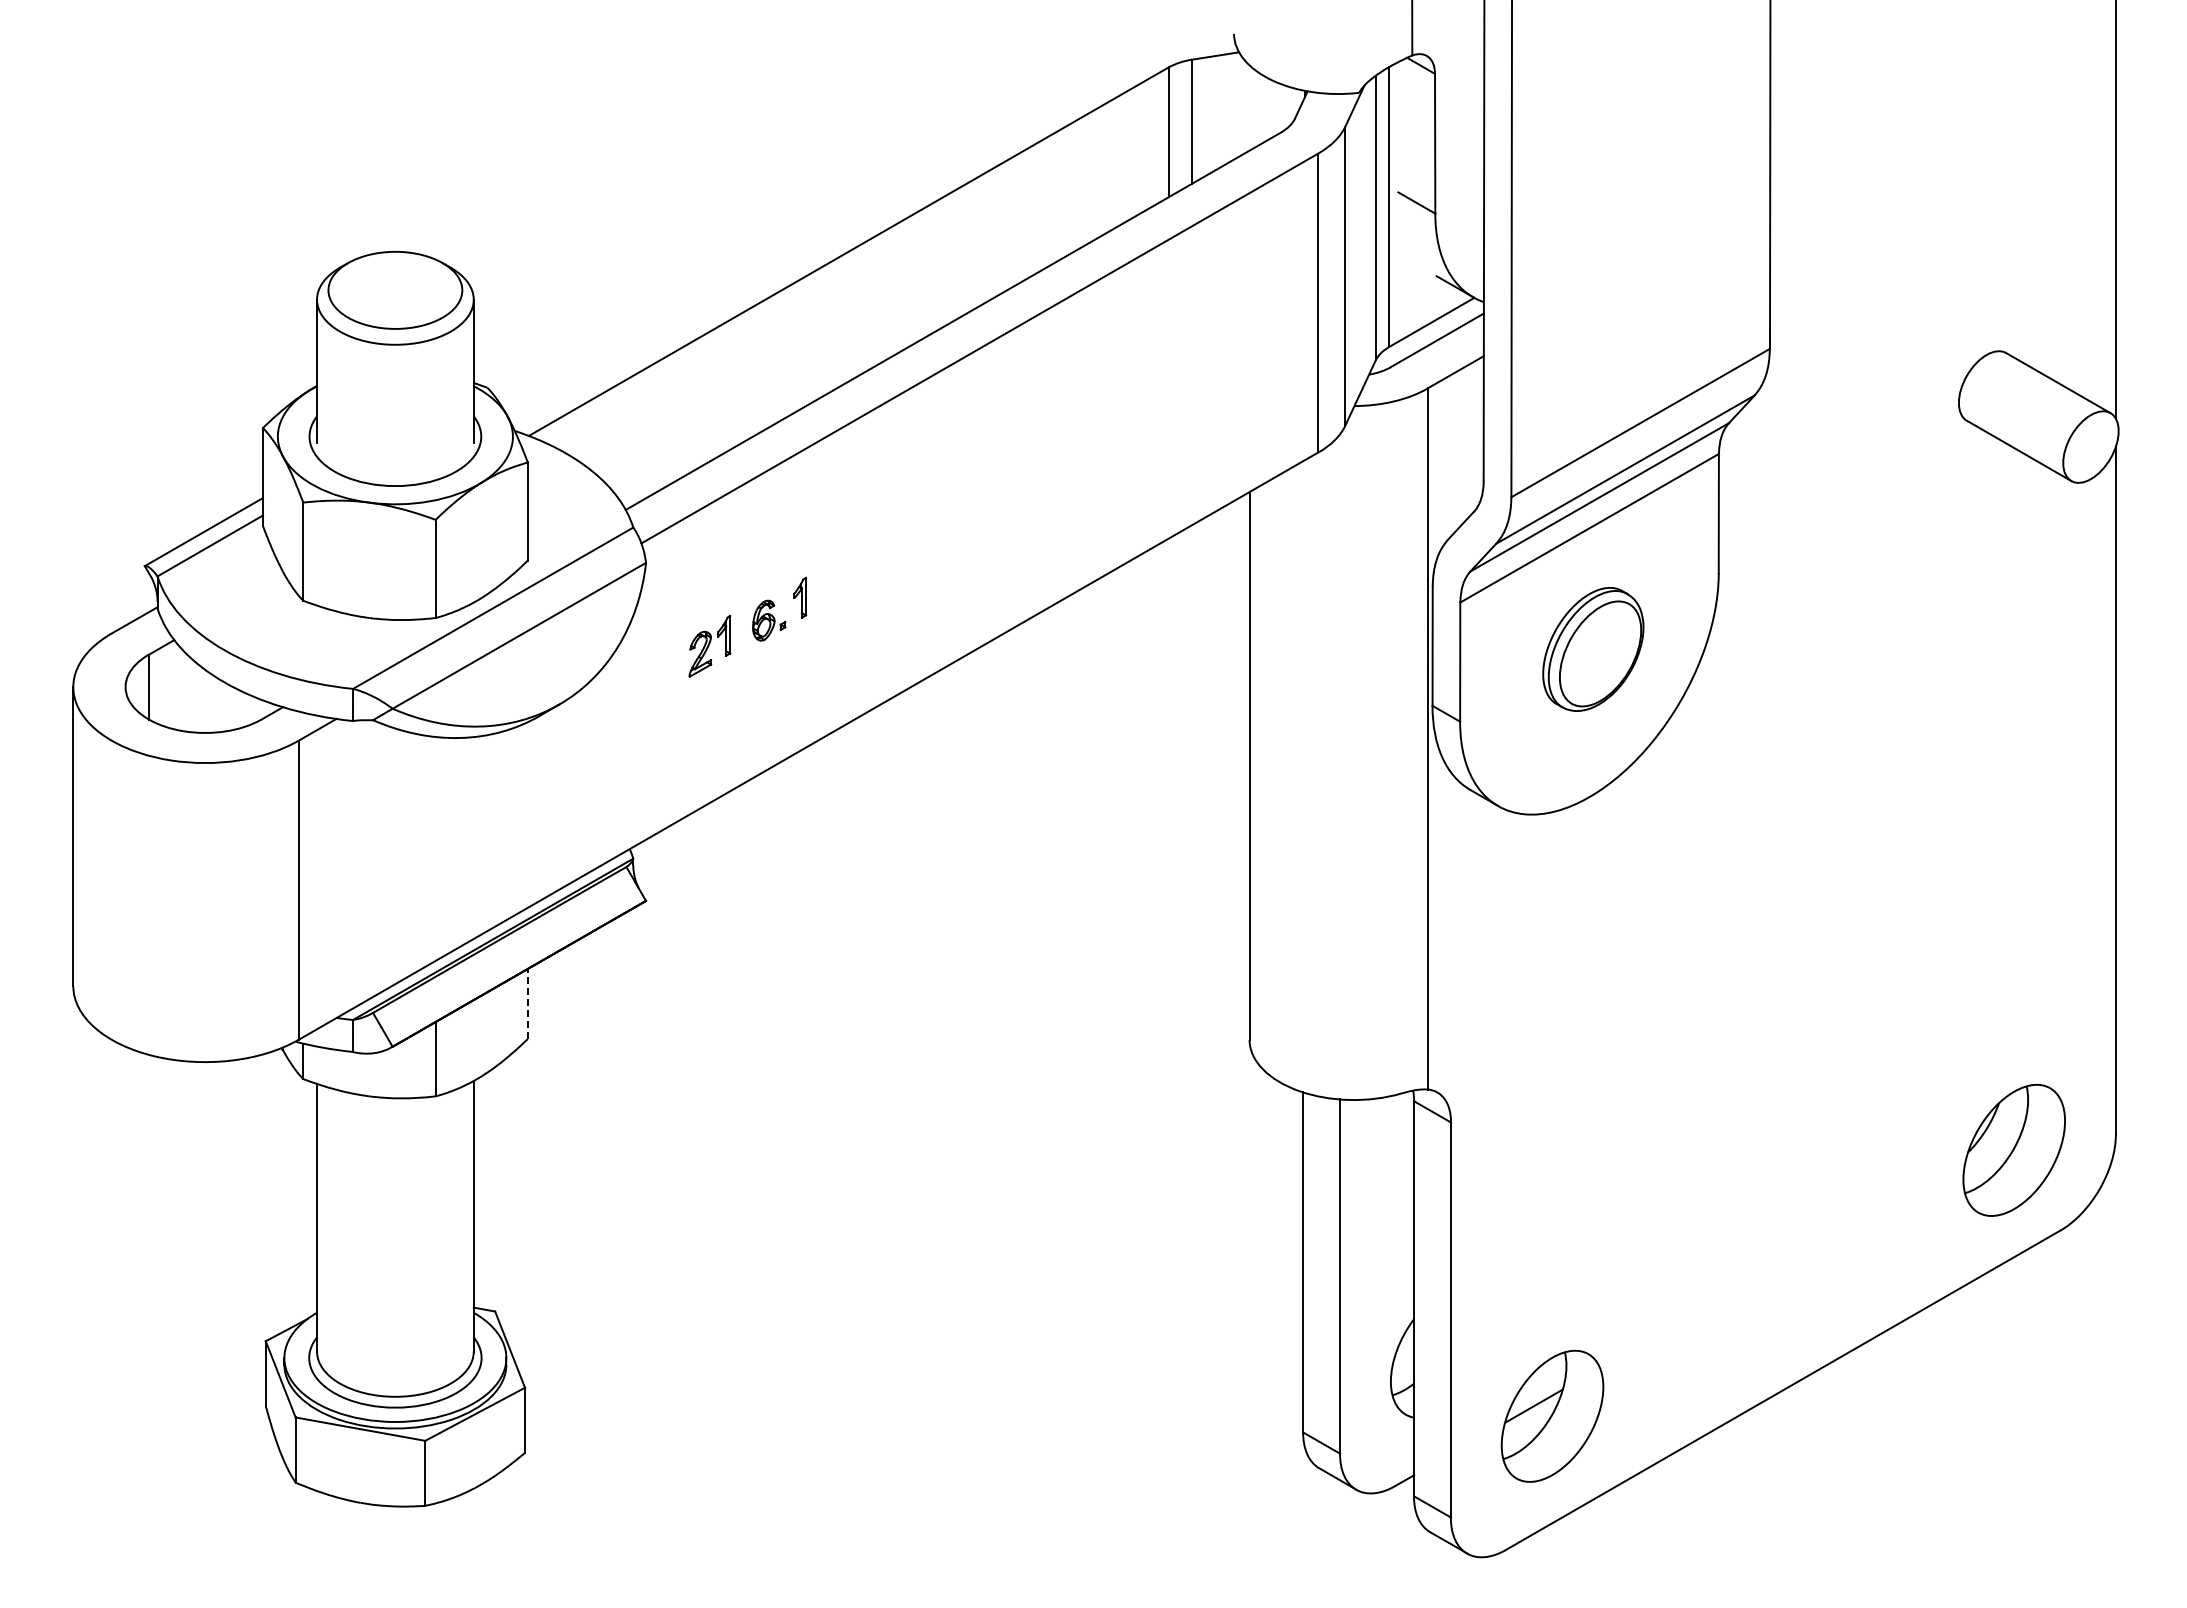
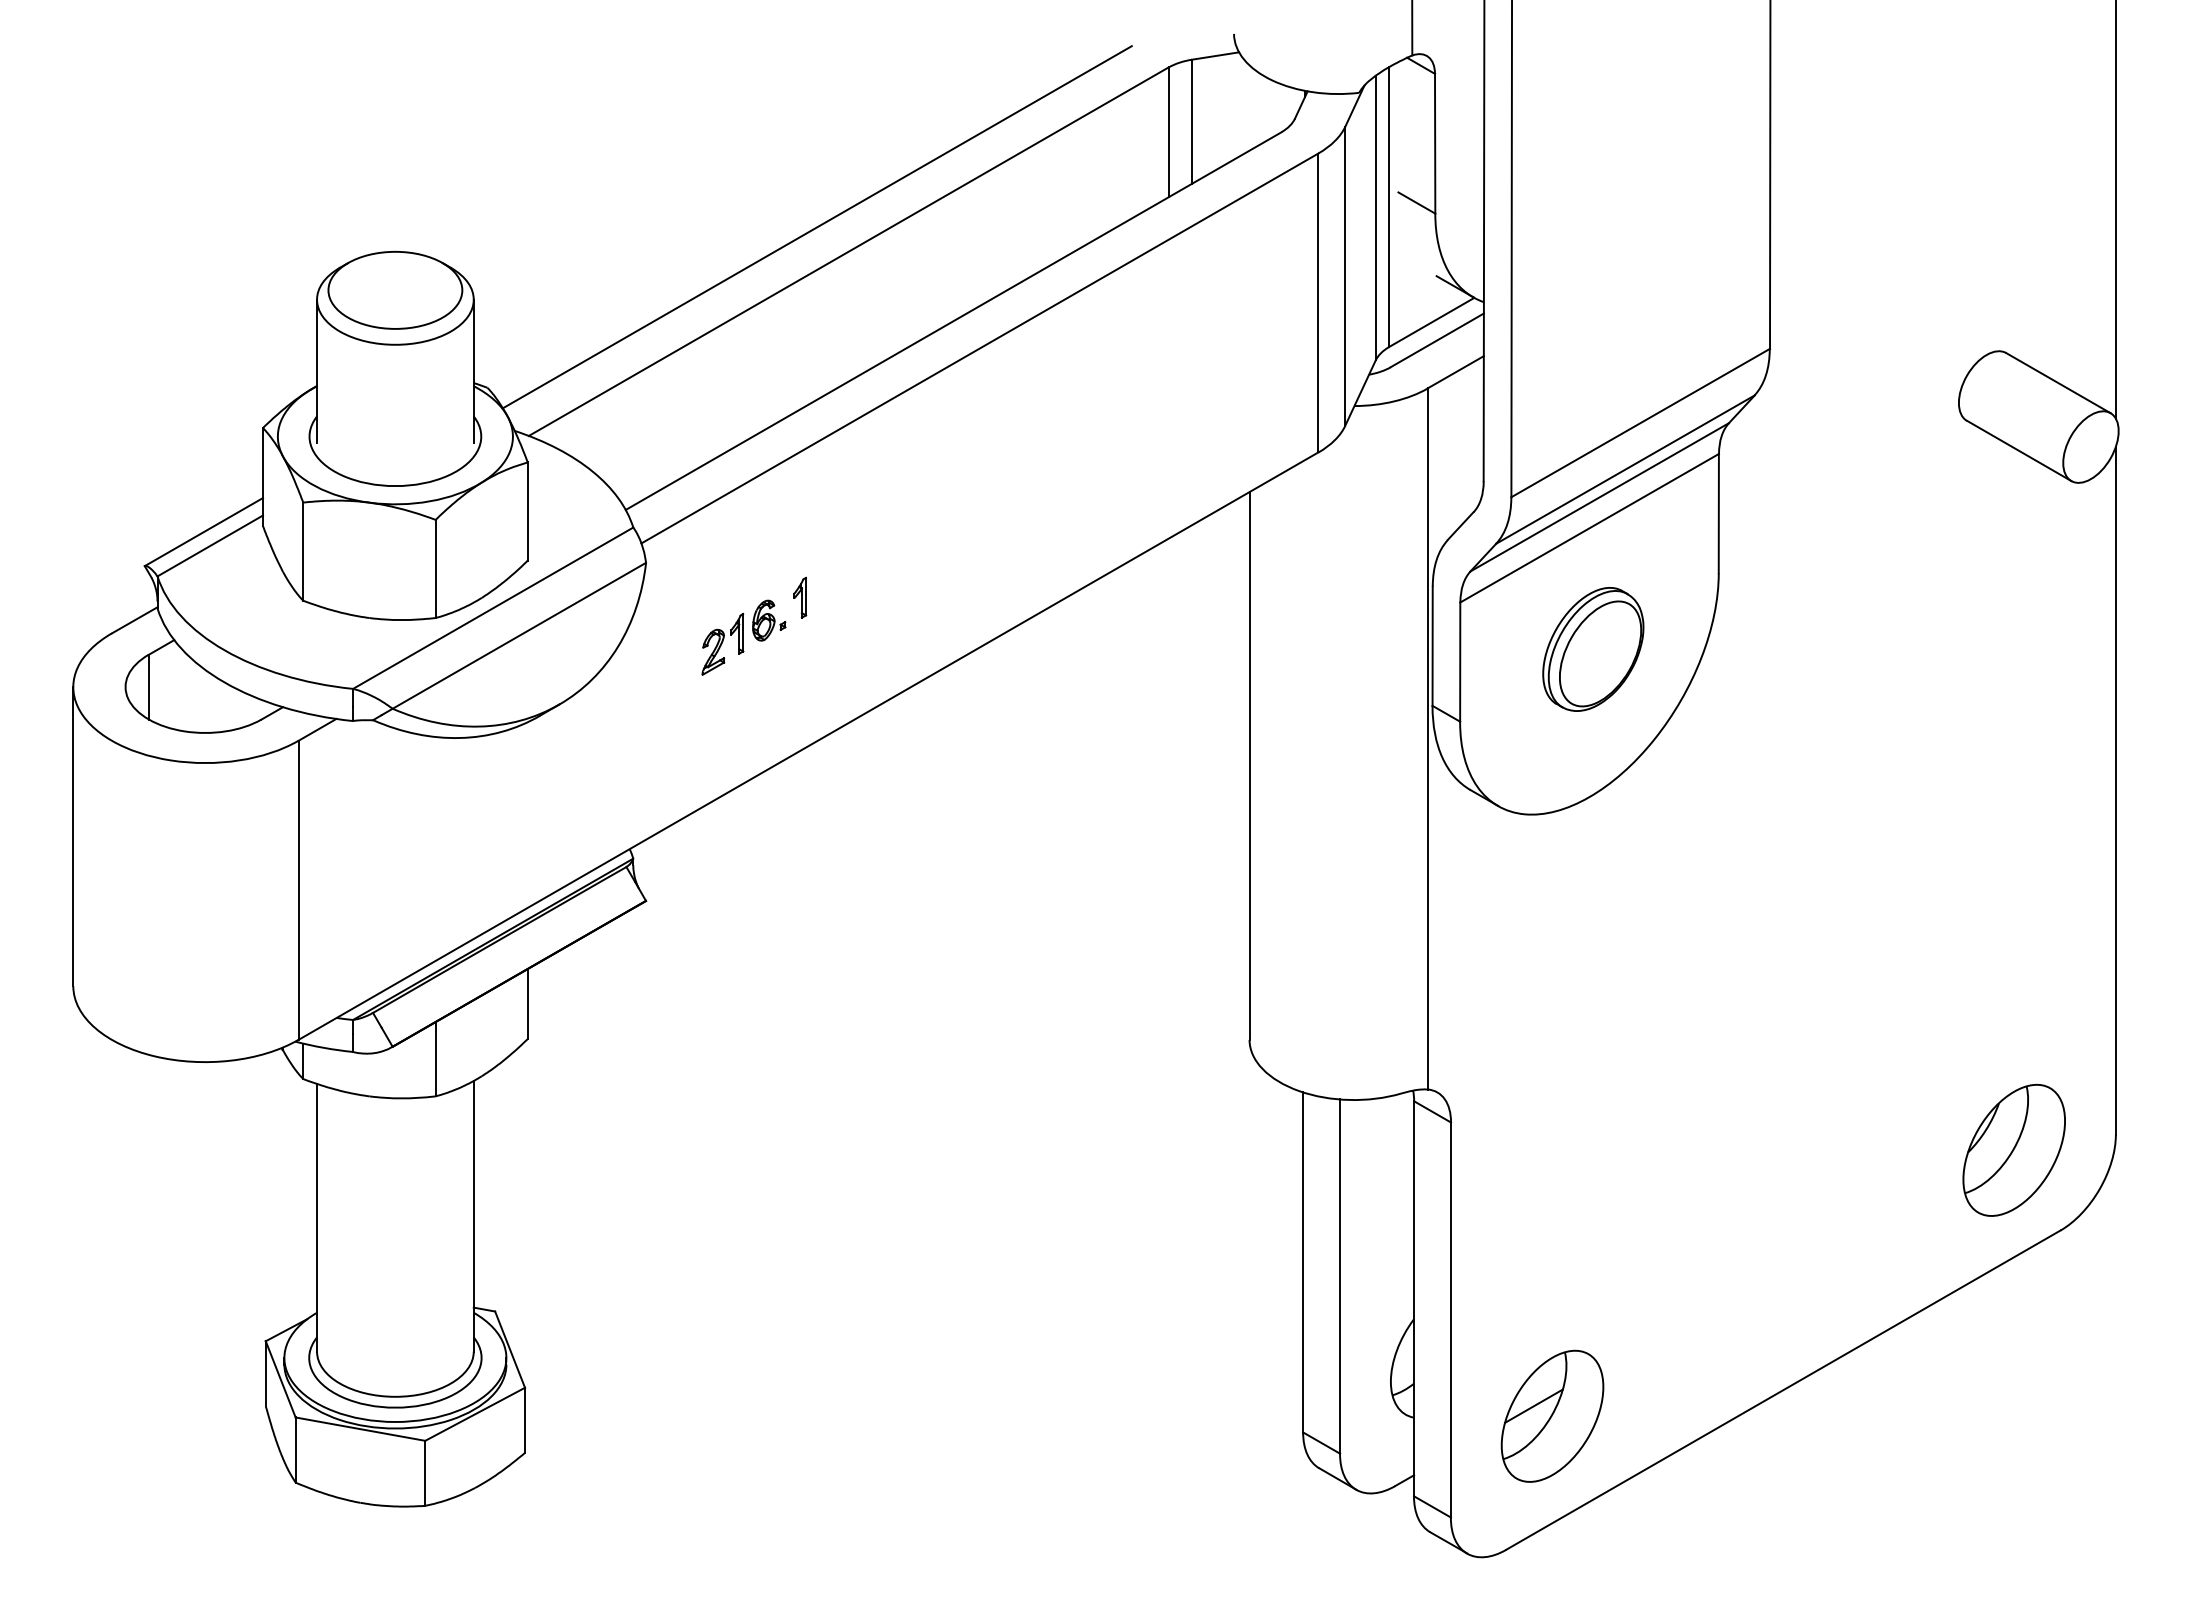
line: none -> present (816, 227)
part position: (709, 645) -> (722, 643) (722, 643)
line: dashed -> solid (527, 1003)
